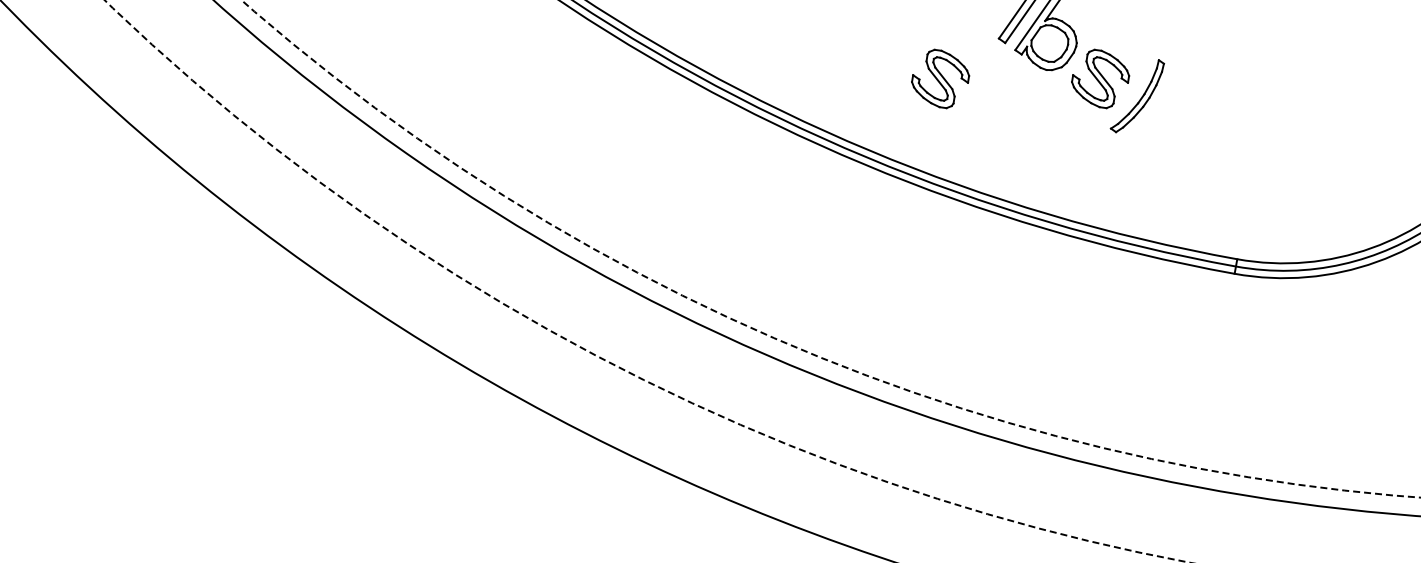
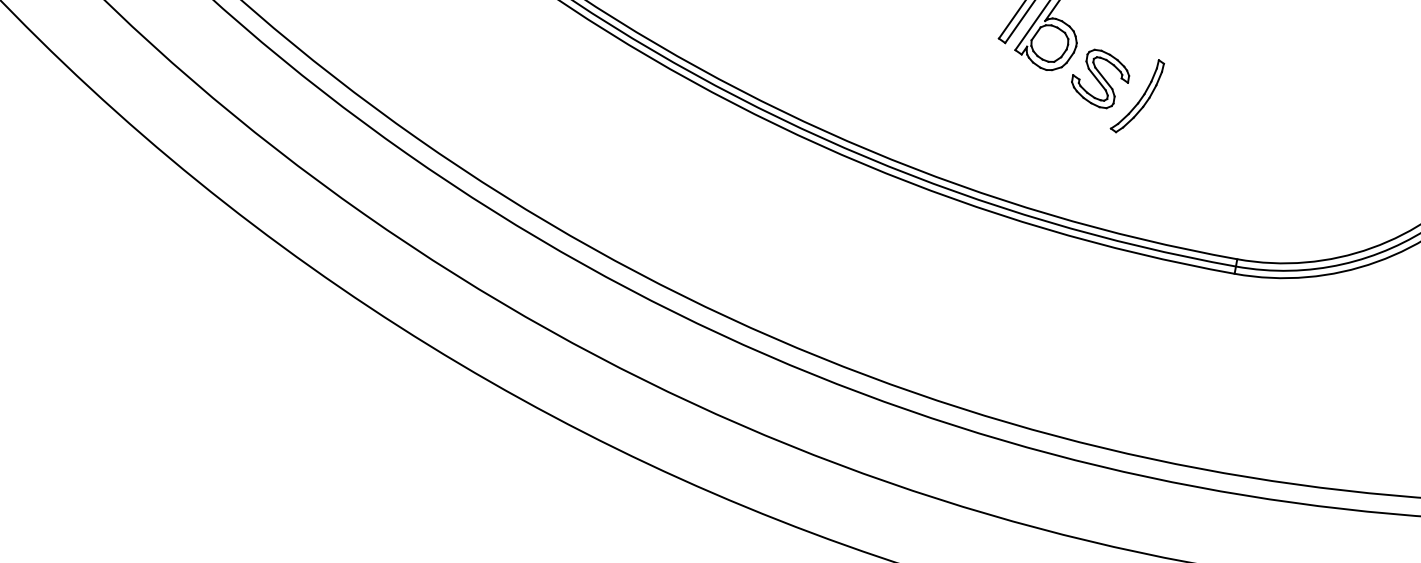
part: present -> none (940, 78)
arc: dashed -> solid (790, 345)
arc: dashed -> solid (606, 361)
